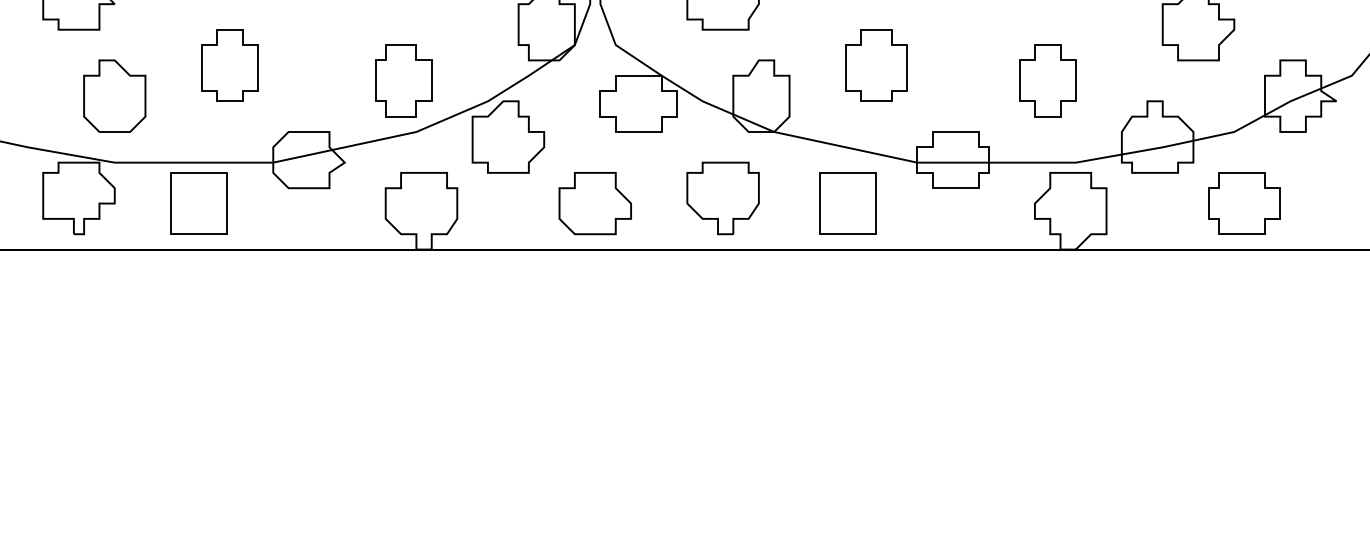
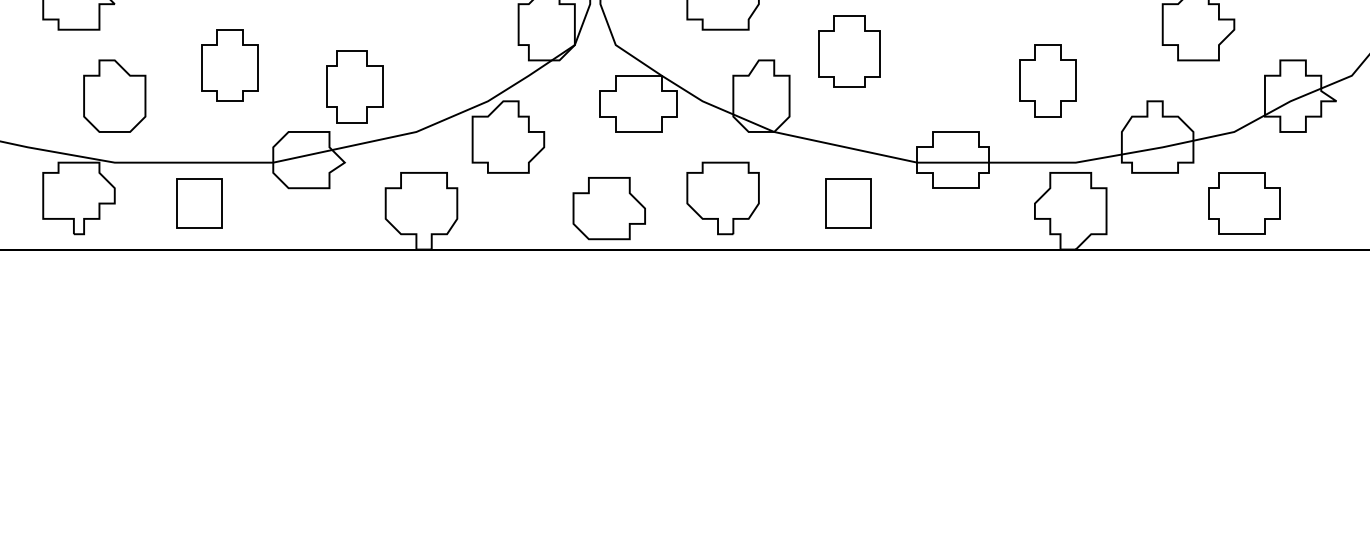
part position: (876, 65) -> (849, 51) (849, 51)
part position: (403, 80) -> (354, 86) (354, 86)
part size: 58x63 px -> 47x51 px (199, 203)
part position: (594, 203) -> (608, 208) (608, 208)
part size: 58x63 px -> 47x51 px (848, 203)
